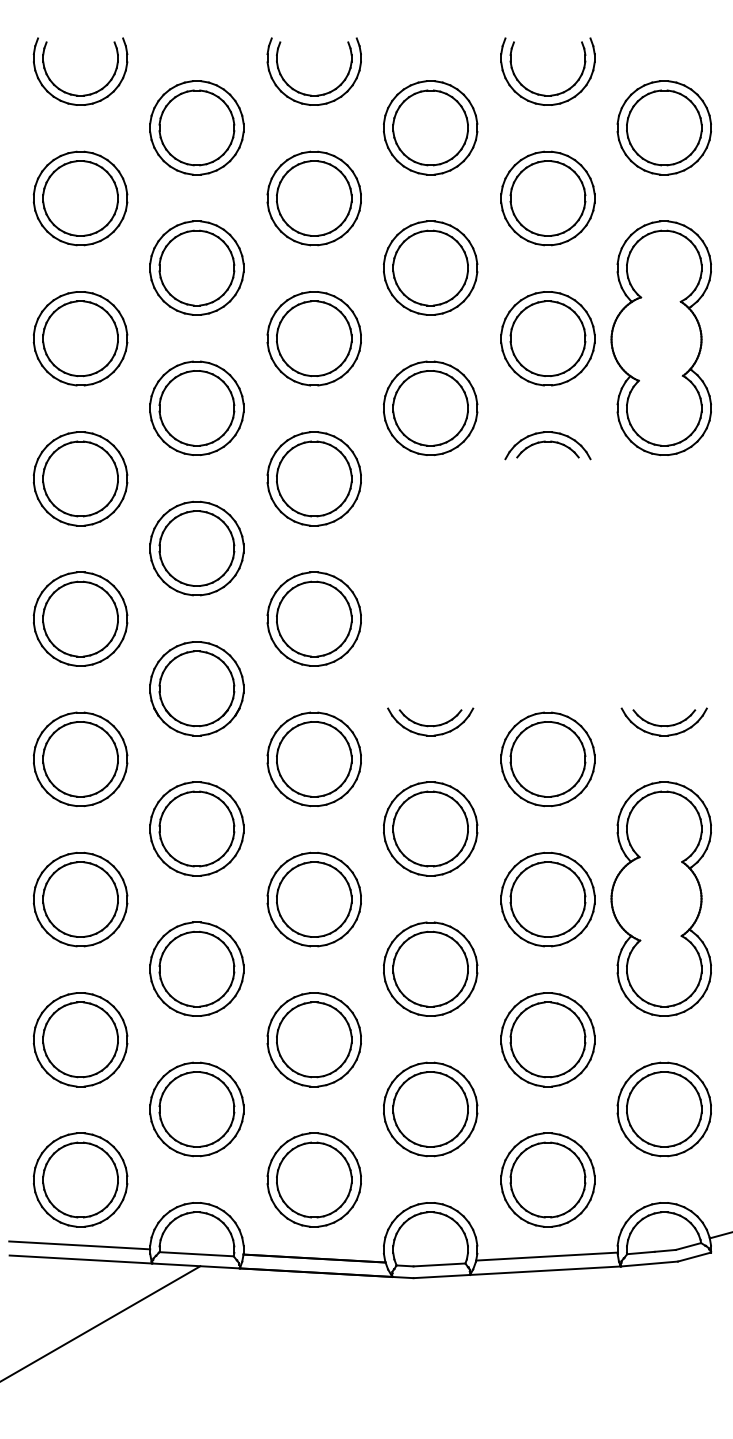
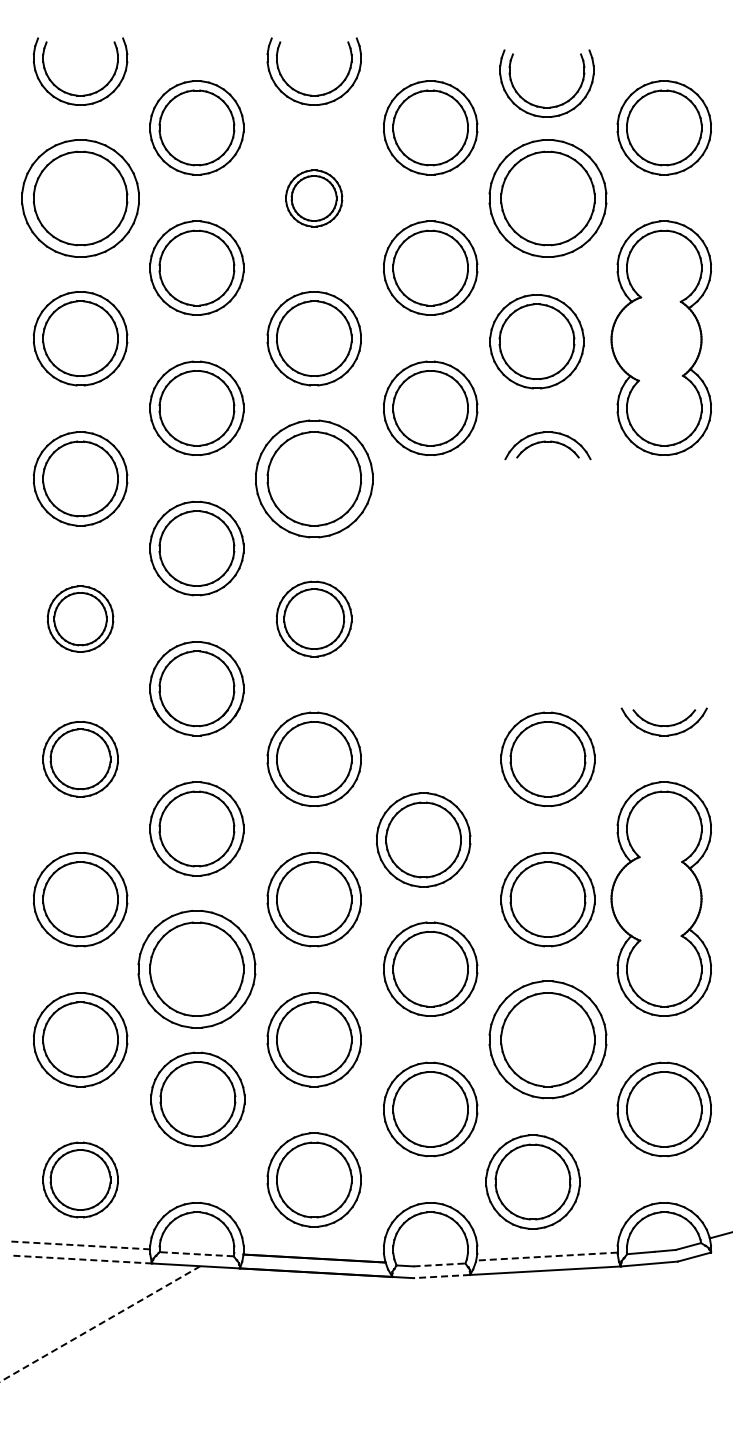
part position: (545, 94) -> (544, 106) (544, 106)
part size: 97x97 px -> 119x119 px (80, 198)
part size: 96x97 px -> 59x59 px (314, 198)
part size: 96x97 px -> 120x119 px (547, 198)
part position: (547, 338) -> (536, 341) (536, 341)
part size: 96x96 px -> 119x120 px (314, 478)
part size: 97x96 px -> 69x68 px (80, 618)
part size: 96x96 px -> 78x78 px (313, 618)
part: present -> none (430, 721)
part size: 97x96 px -> 77x78 px (80, 758)
part position: (430, 828) -> (423, 839) (423, 839)
part size: 96x96 px -> 120x120 px (196, 968)
part size: 96x96 px -> 120x120 px (547, 1039)
part position: (196, 1109) -> (197, 1099) (197, 1099)
part size: 97x96 px -> 77x78 px (80, 1179)
part position: (547, 1179) -> (532, 1181) (532, 1181)
line: solid -> dashed (79, 1245)
line: solid -> dashed (196, 1254)
line: solid -> dashed (546, 1256)
line: solid -> dashed (80, 1259)
line: solid -> dashed (439, 1264)
line: solid -> dashed (441, 1276)
line: solid -> dashed (99, 1324)
